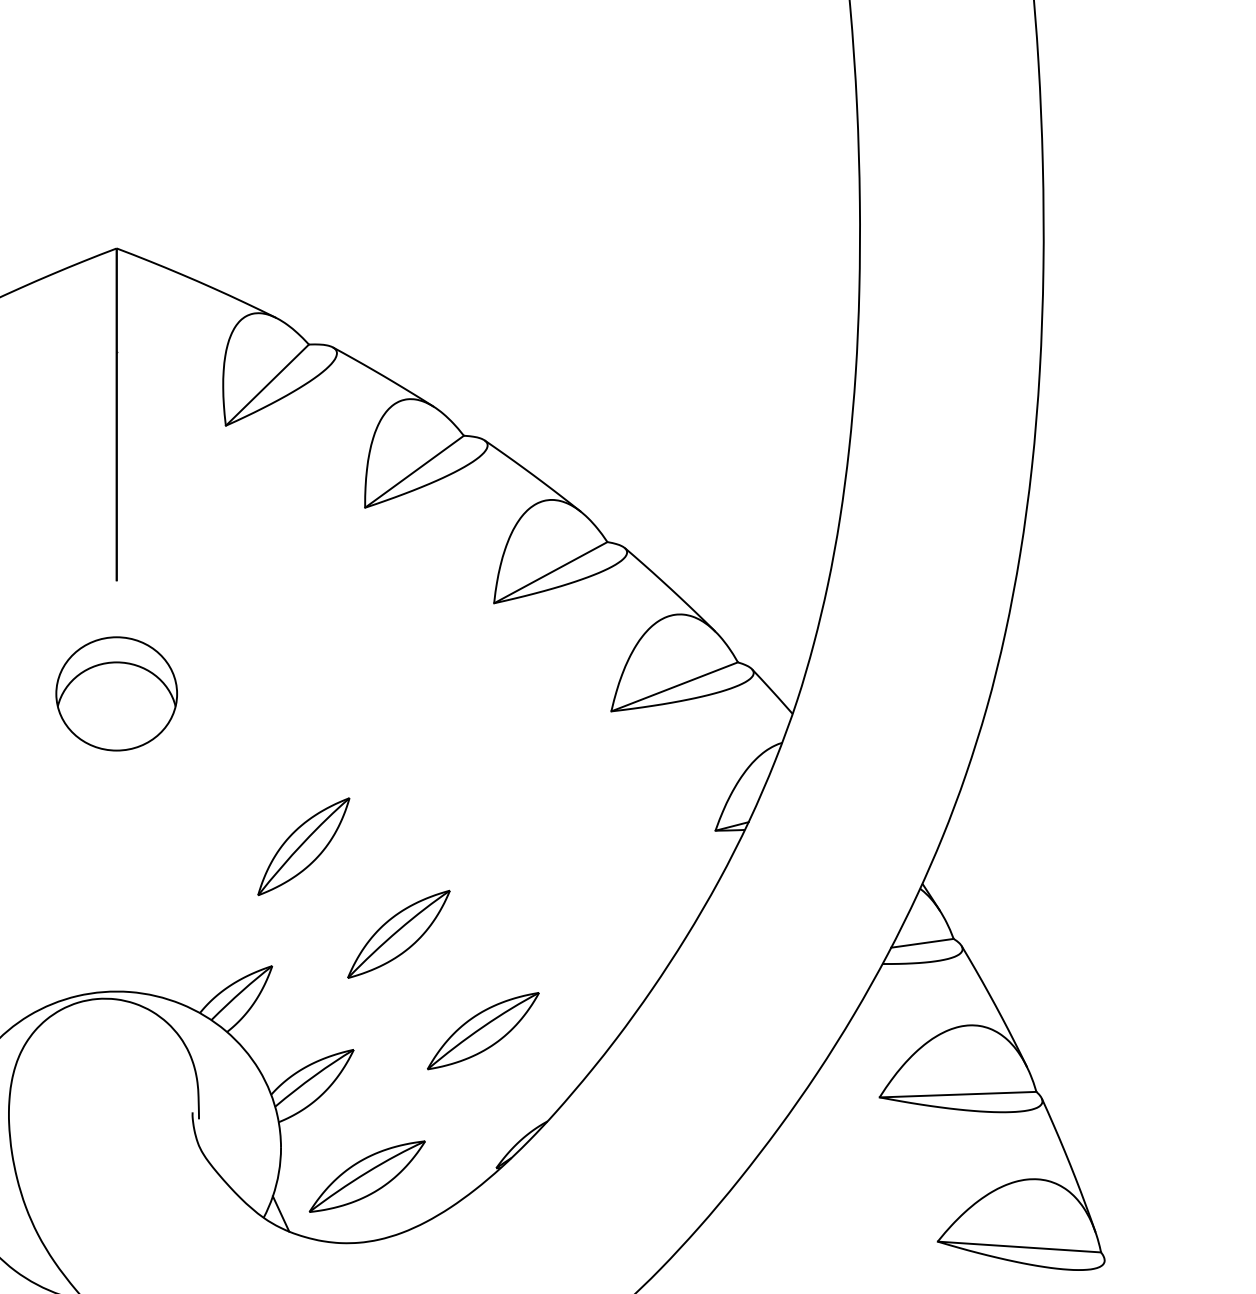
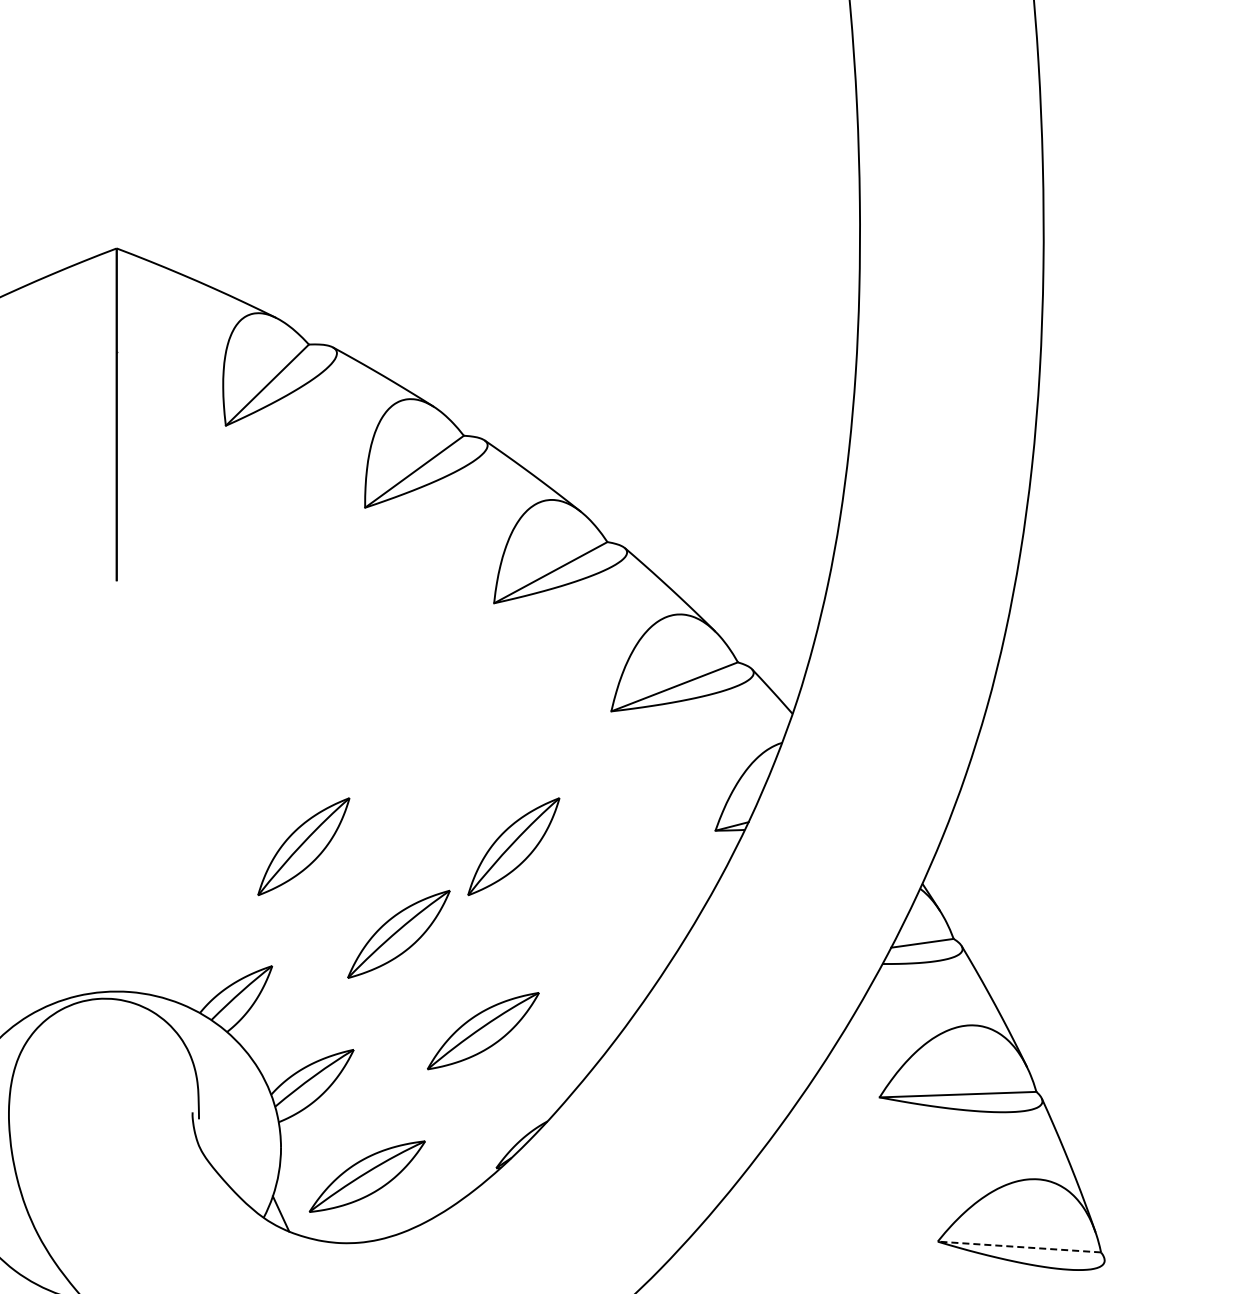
part: present -> none (116, 693)
part: none -> present (513, 846)
line: solid -> dashed (1019, 1247)
